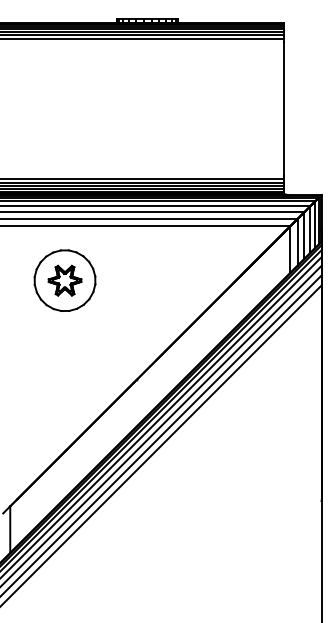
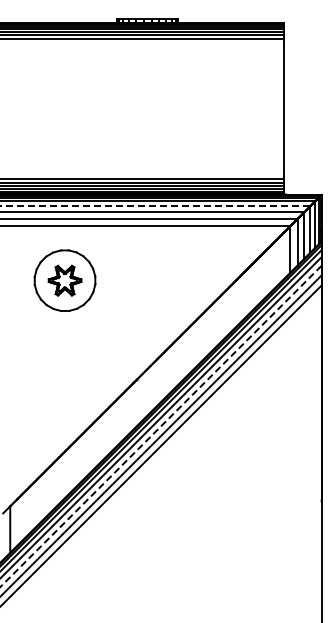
line: solid -> dashed (154, 206)
line: solid -> dashed (161, 426)
